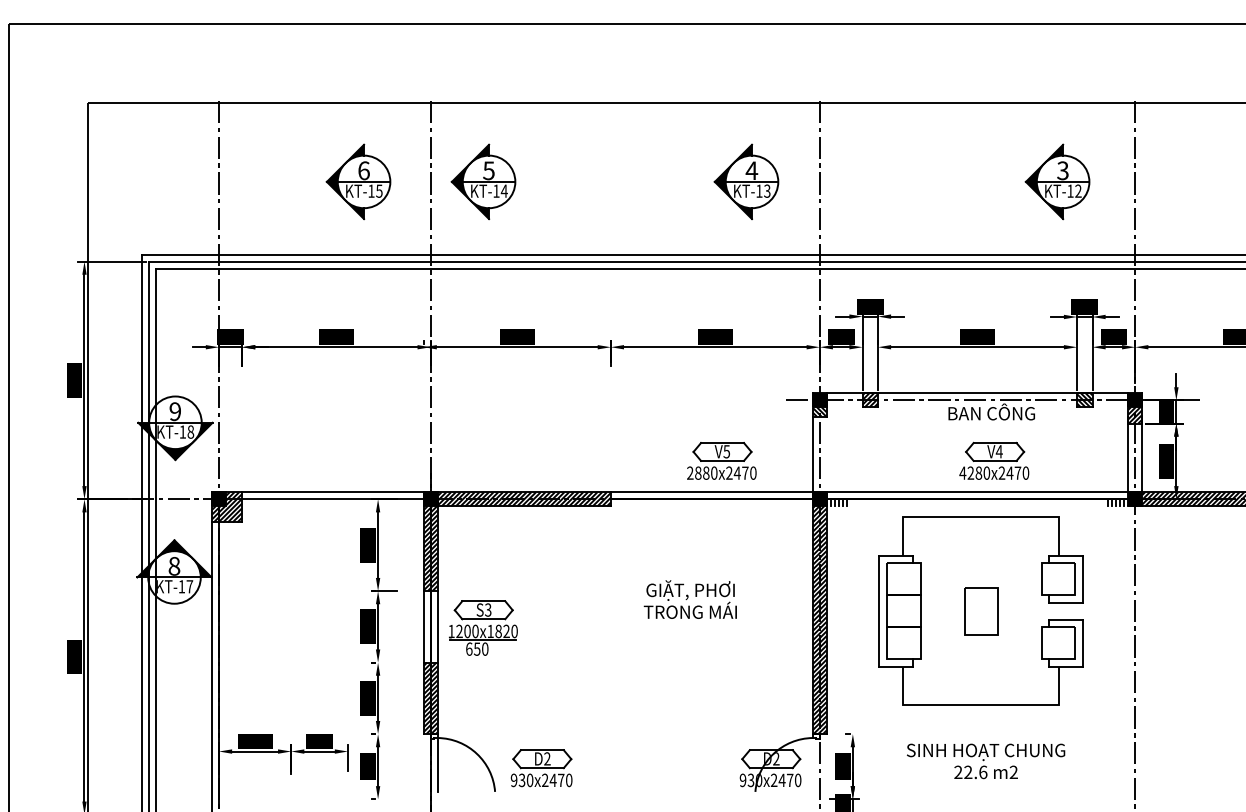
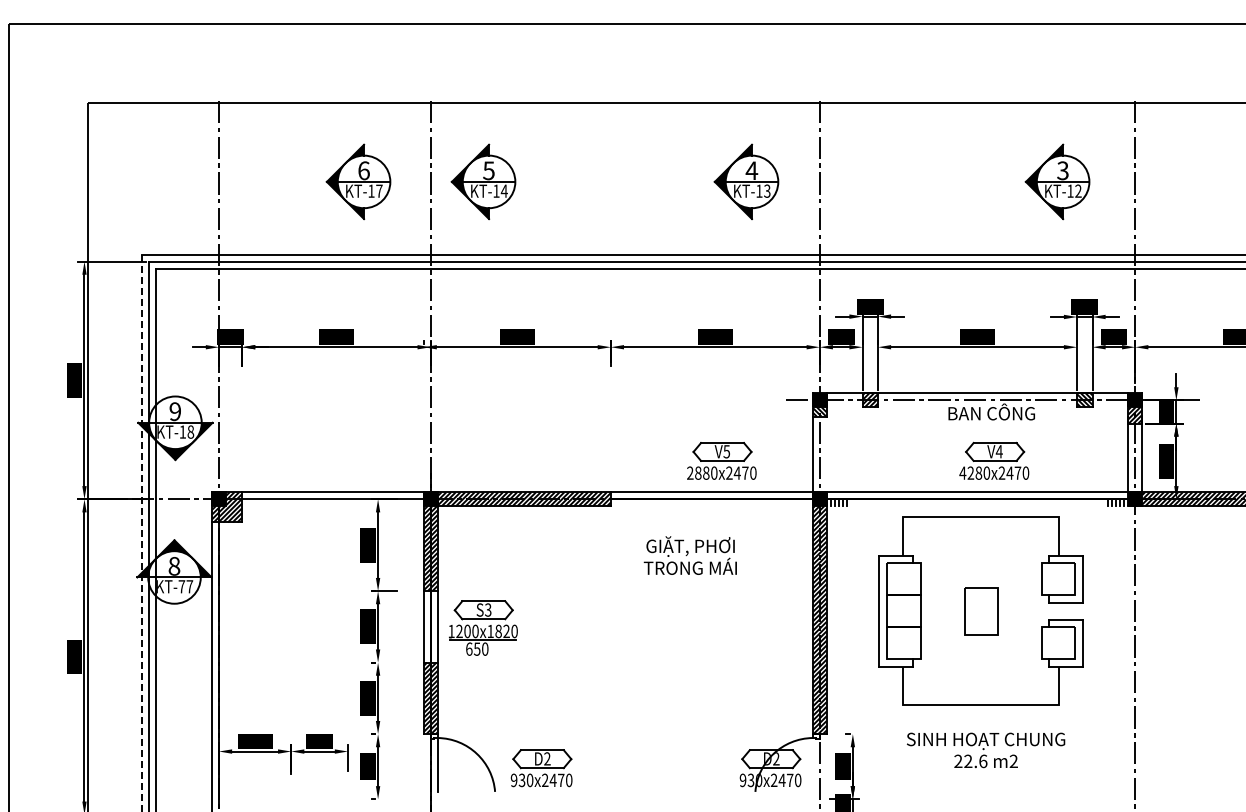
text: KT-15 -> KT-17 (379, 190)
line: solid -> dashed (141, 533)
text: KT-17 -> KT-77 (181, 586)
text position: (689, 599) -> (689, 555) (689, 555)
text position: (986, 761) -> (986, 750) (986, 750)
